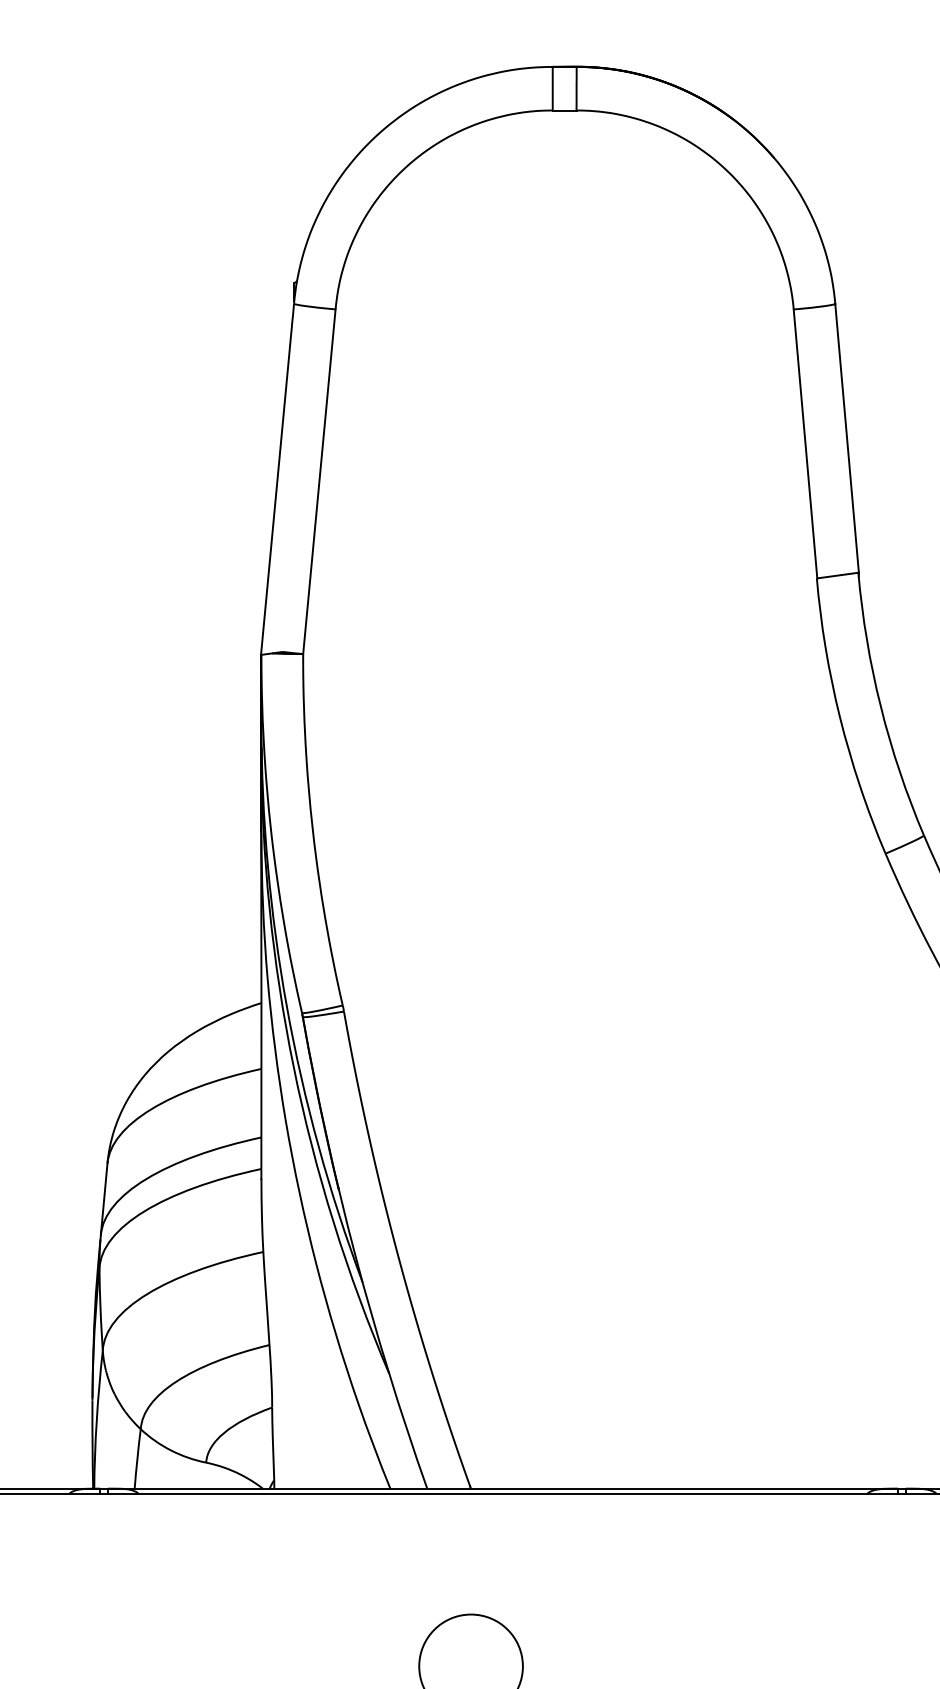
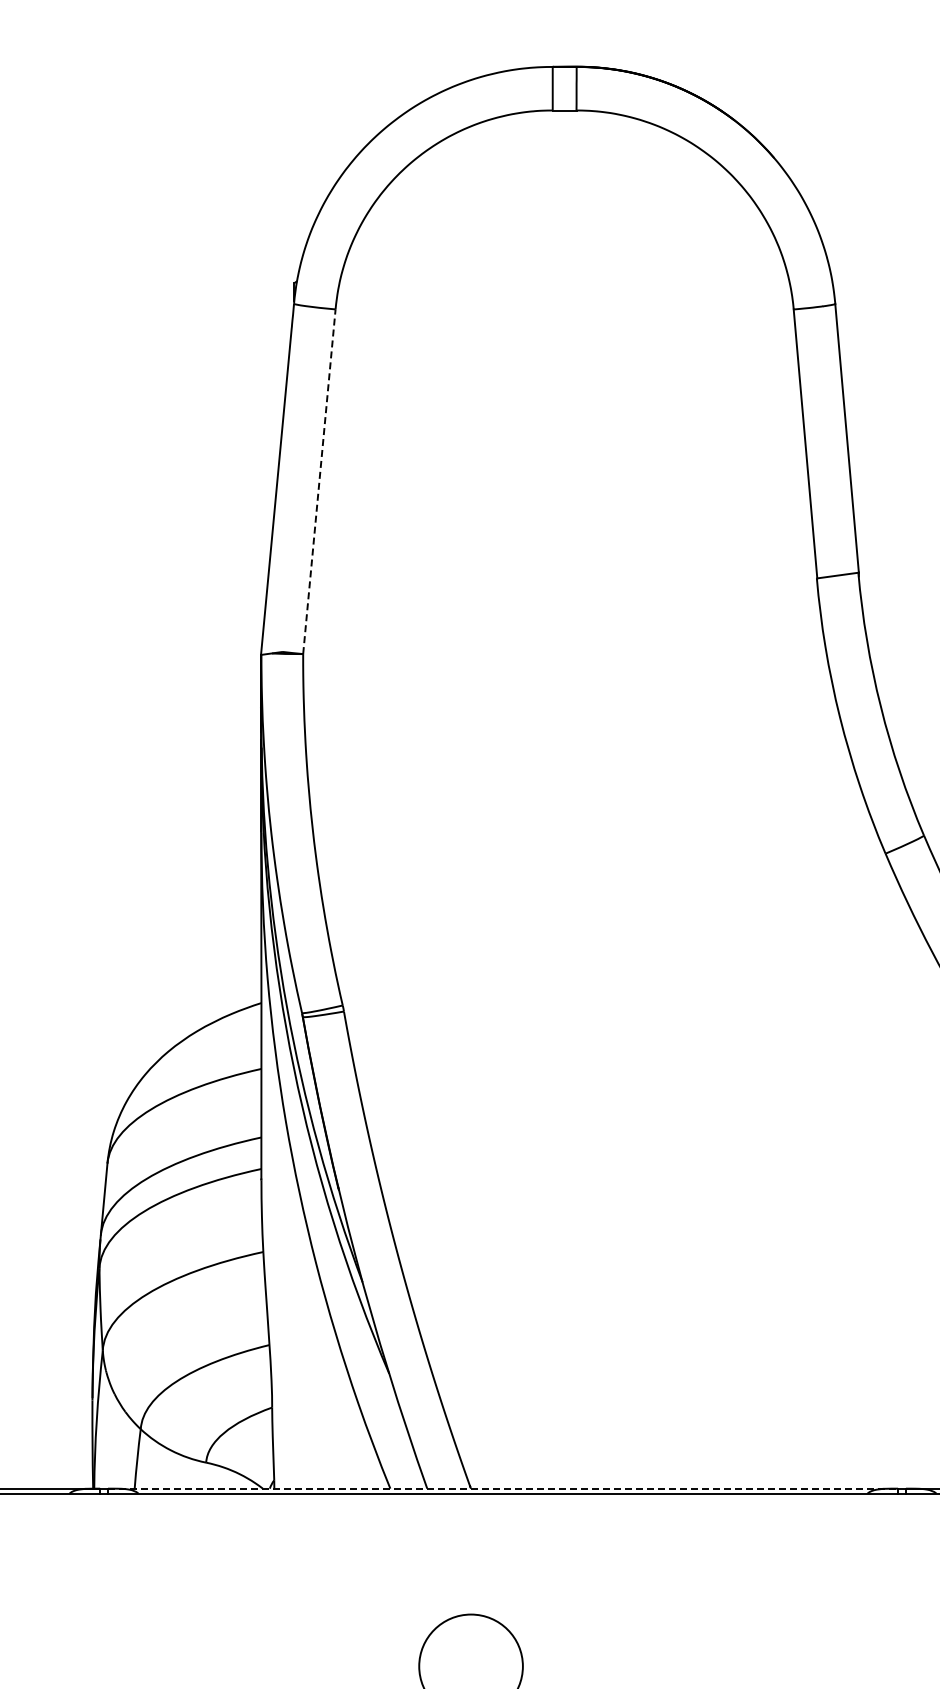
line: solid -> dashed (319, 481)
line: solid -> dashed (503, 1488)
